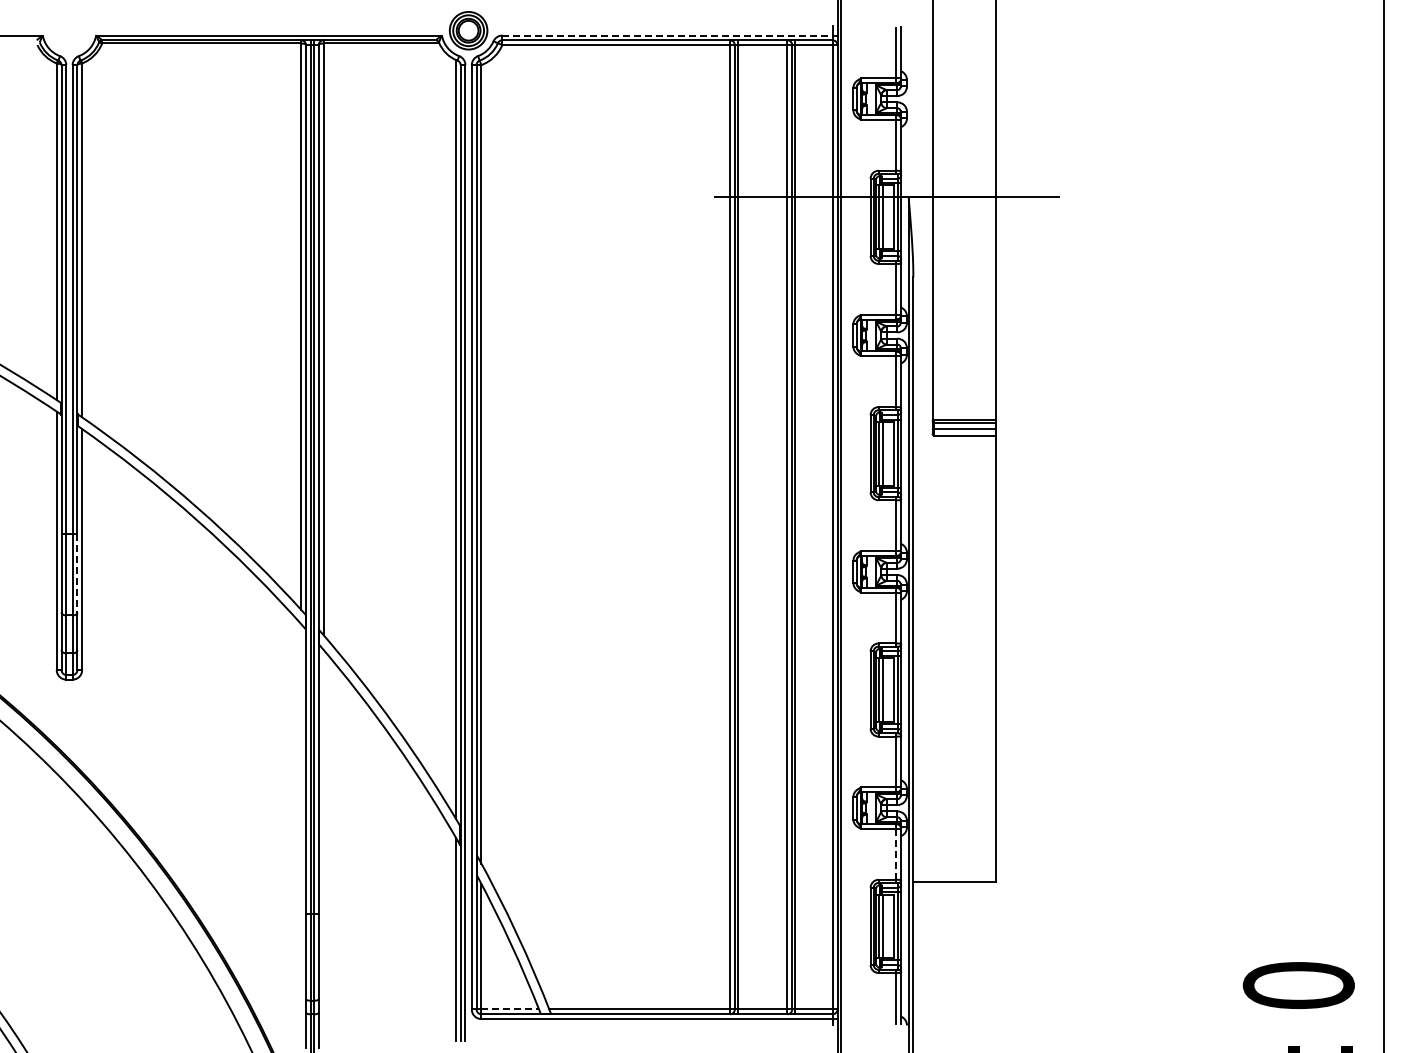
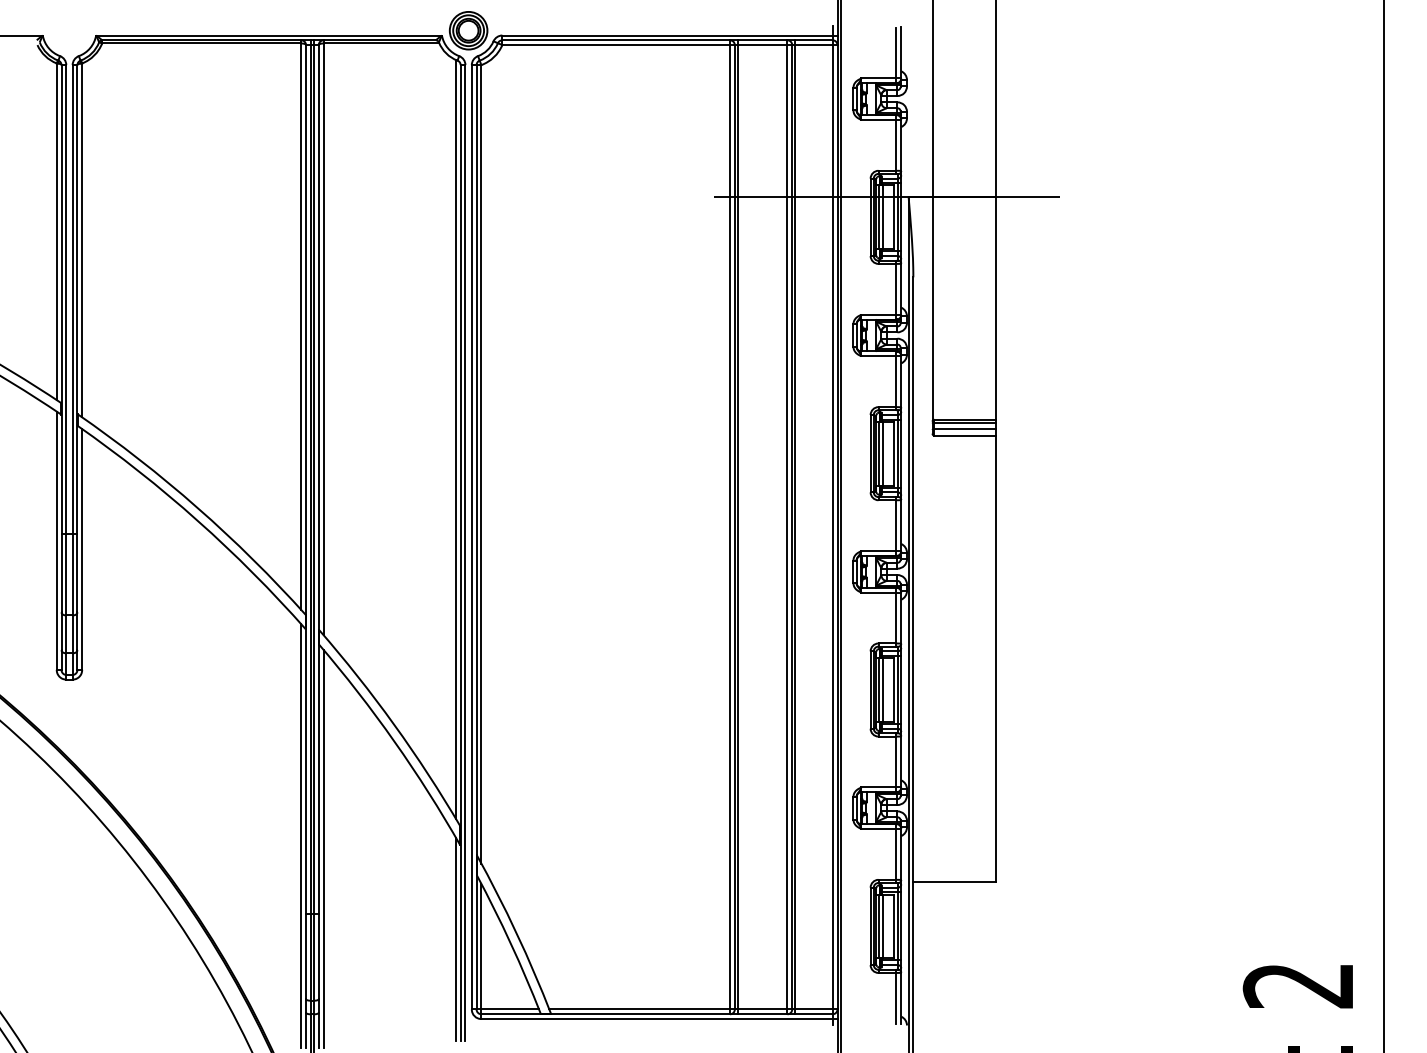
line: dashed -> solid (668, 35)
line: dashed -> solid (77, 573)
line: none -> present (301, 835)
line: none -> present (323, 848)
line: dashed -> solid (896, 853)
text: 0 -> 2 (1298, 985)
line: dashed -> solid (510, 1009)
